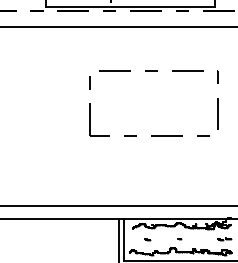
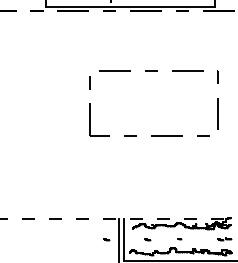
line: present -> none (118, 26)
line: present -> none (118, 205)
line: solid -> dashed (118, 219)
part: none -> present (106, 239)
